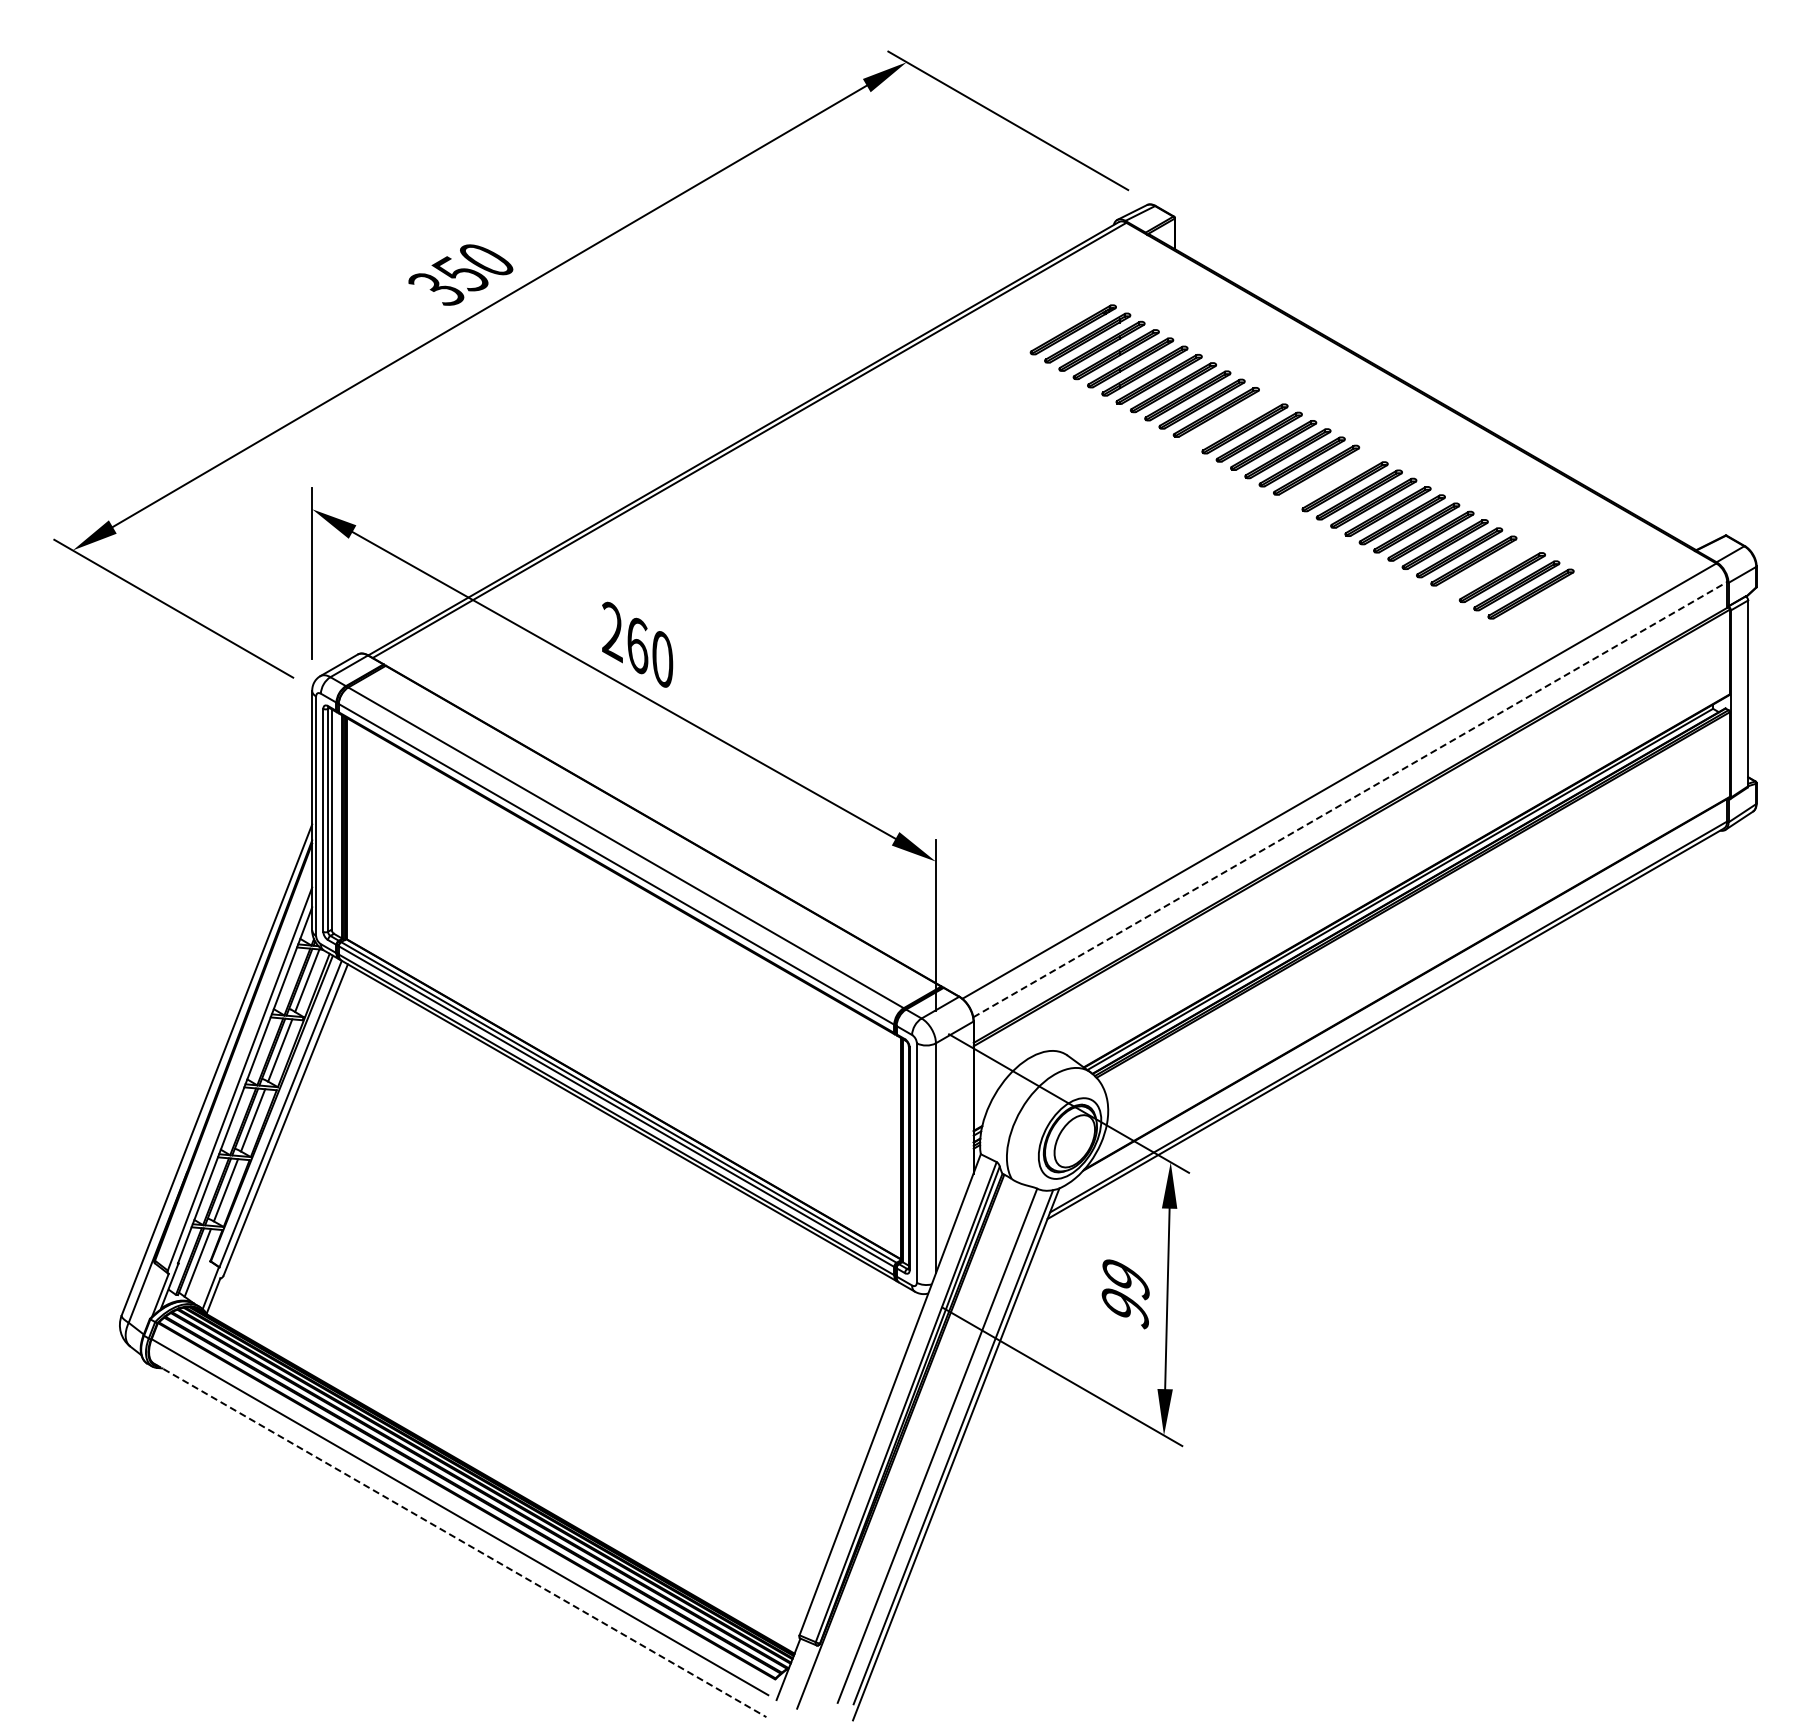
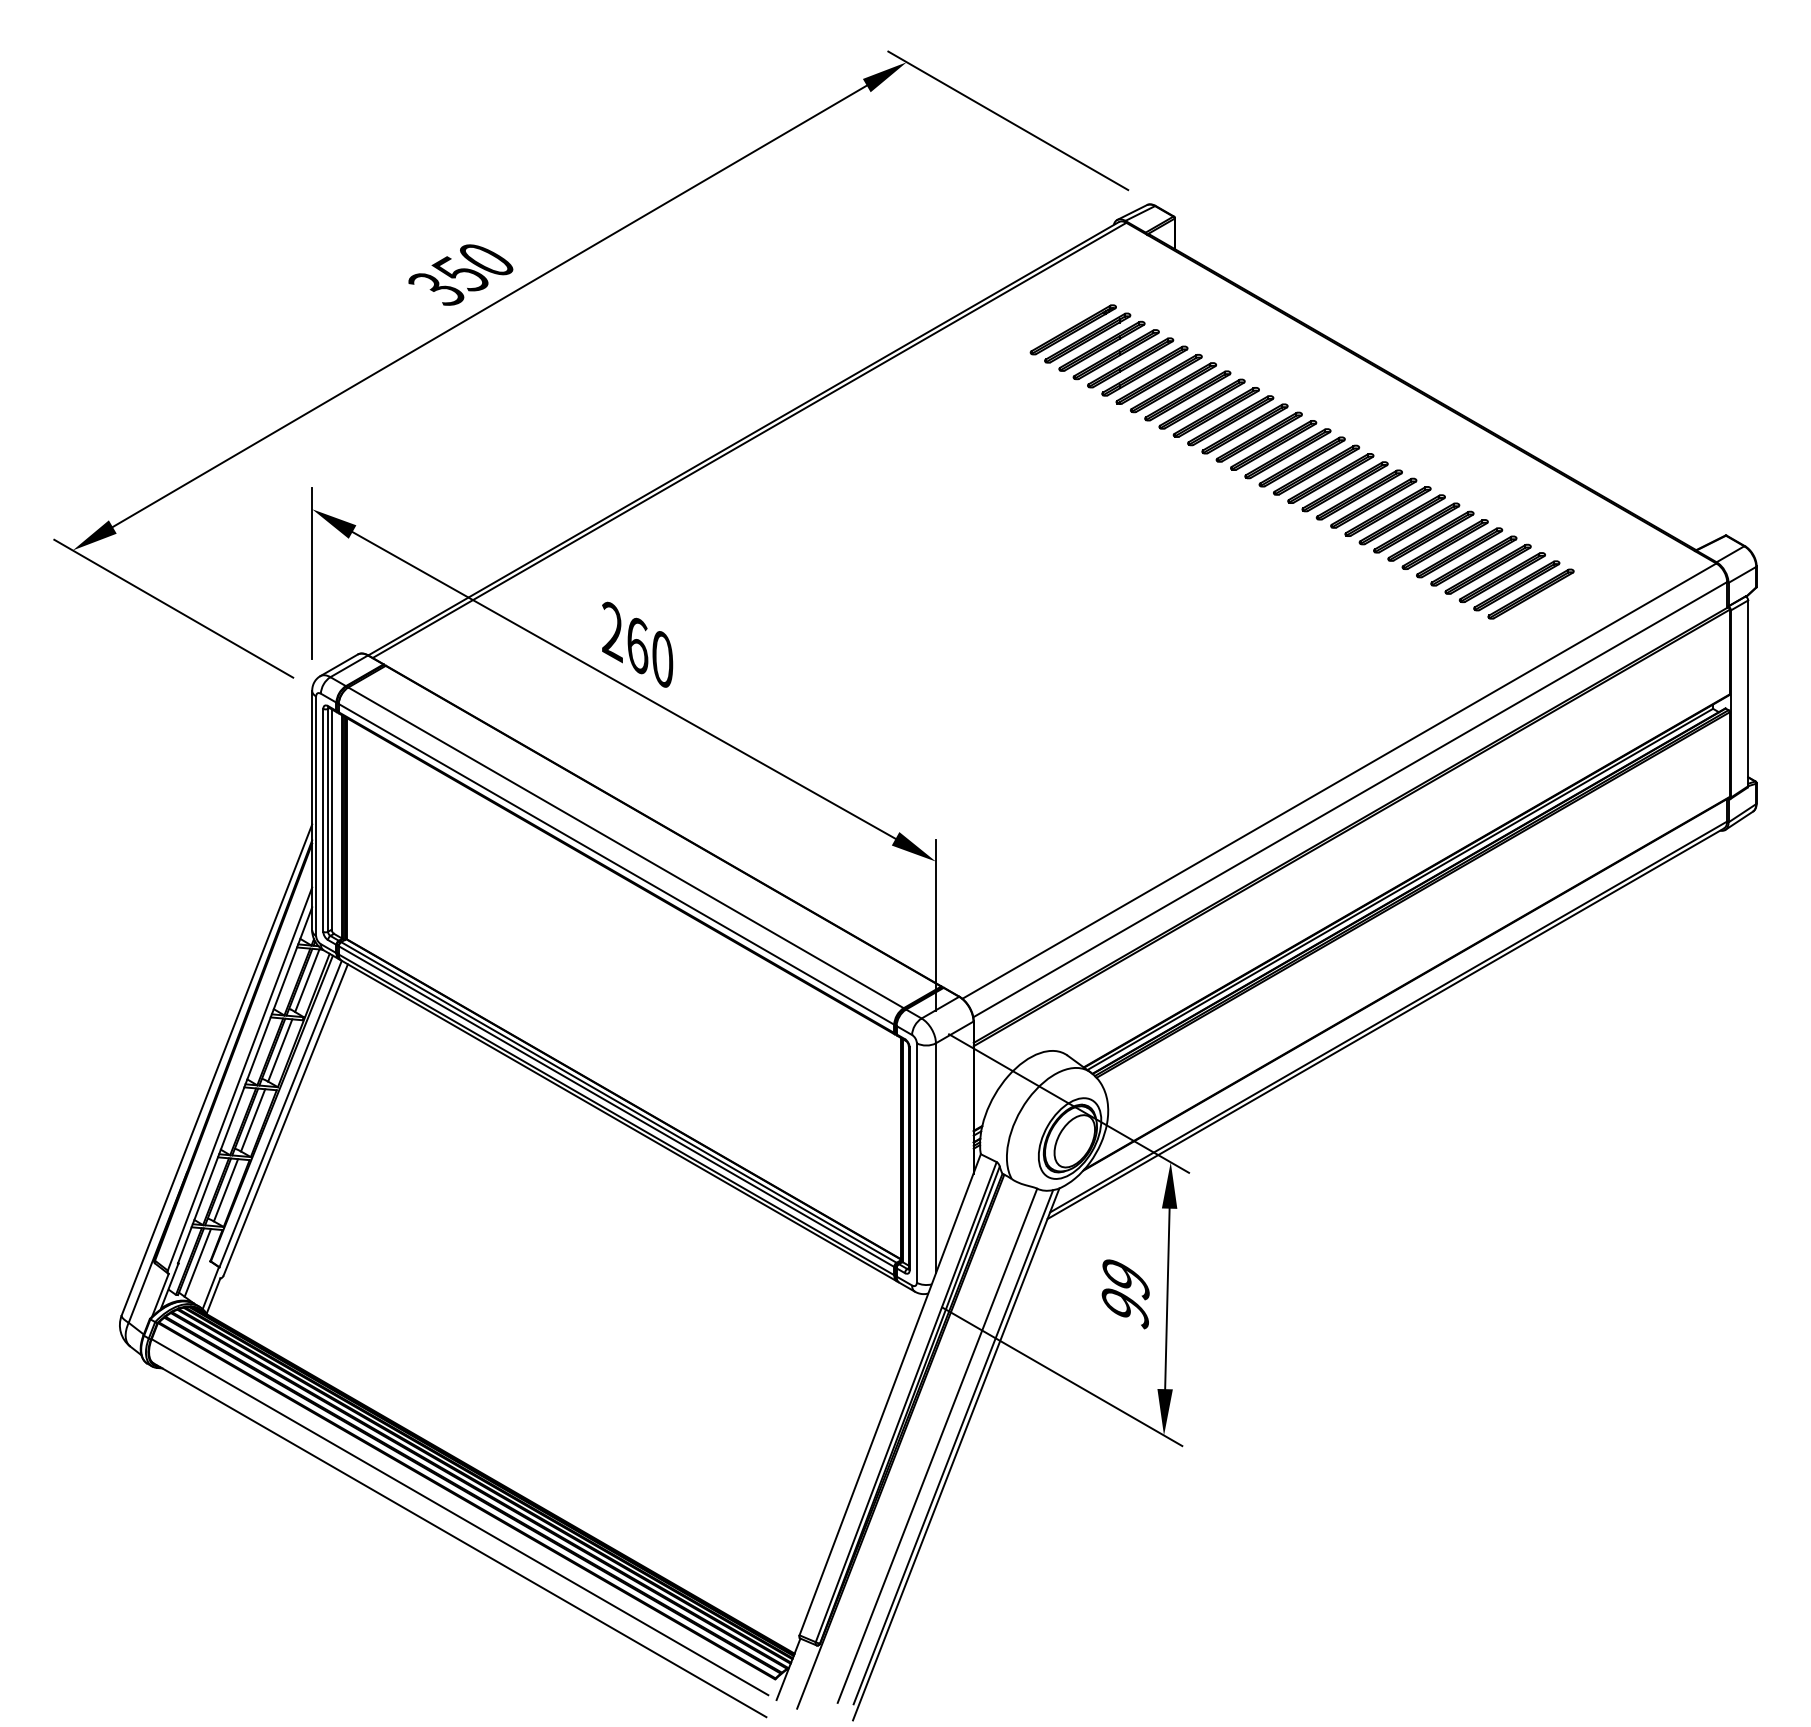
part: none -> present (1230, 420)
part: none -> present (1330, 478)
part: none -> present (1487, 568)
line: dashed -> solid (1350, 799)
line: dashed -> solid (460, 1540)
